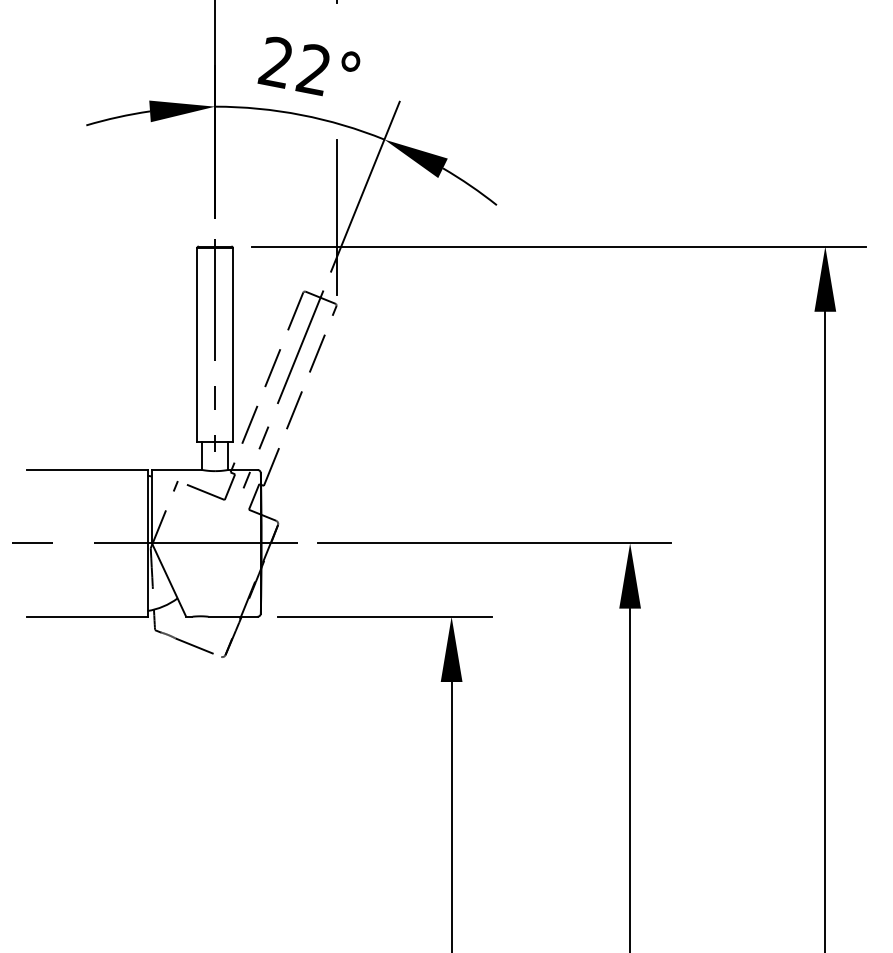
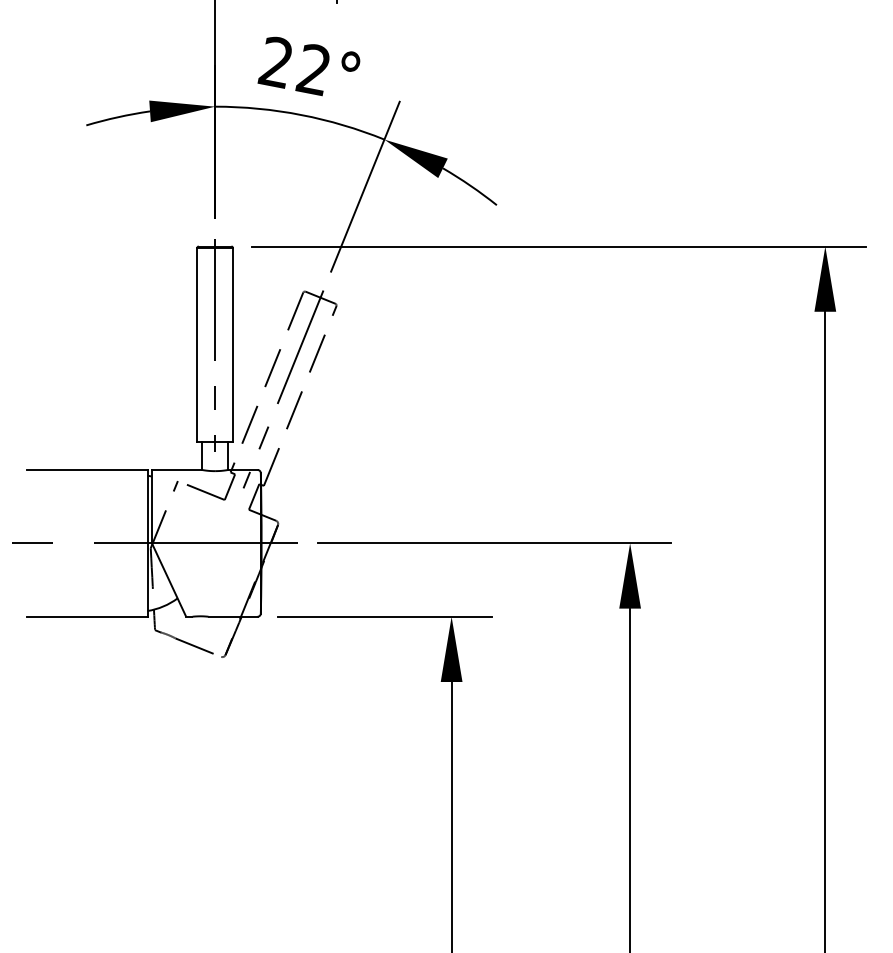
line: present -> none (336, 217)
